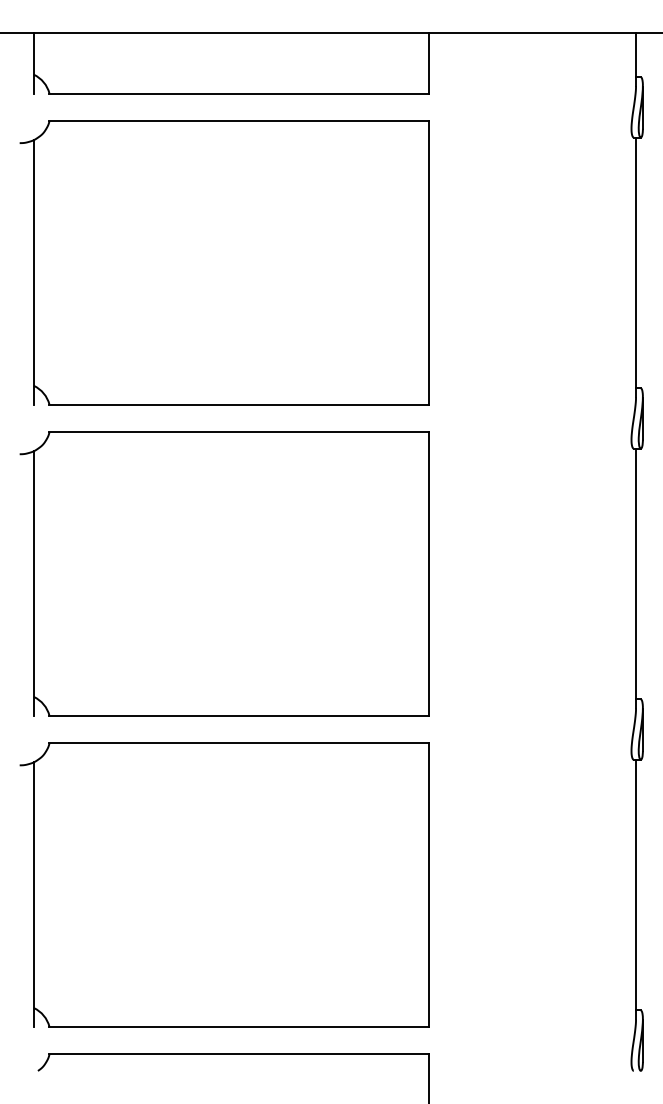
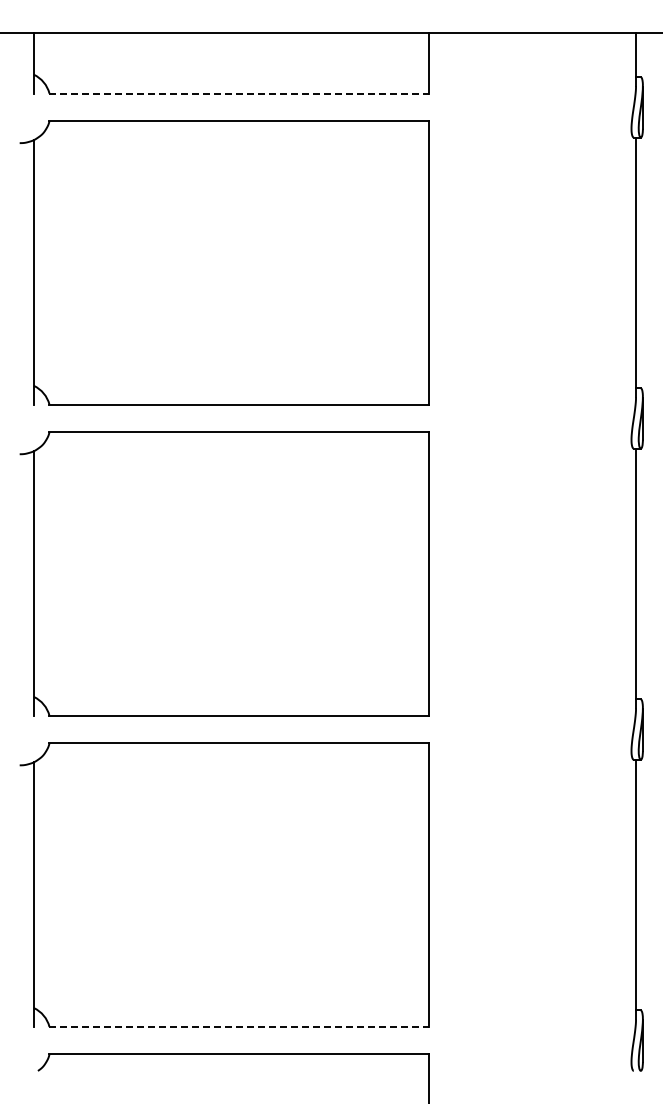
line: solid -> dashed (239, 93)
line: solid -> dashed (239, 1026)
